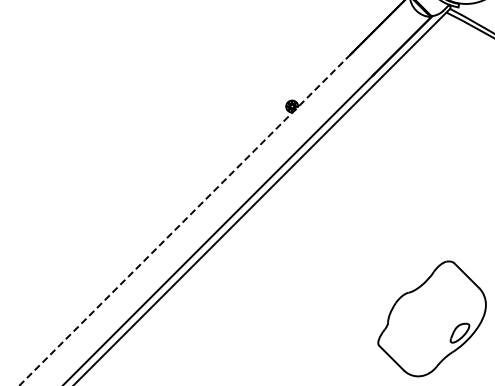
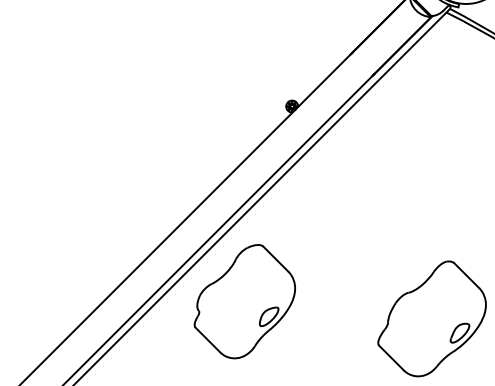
line: dashed -> solid (184, 220)
part: none -> present (244, 301)
